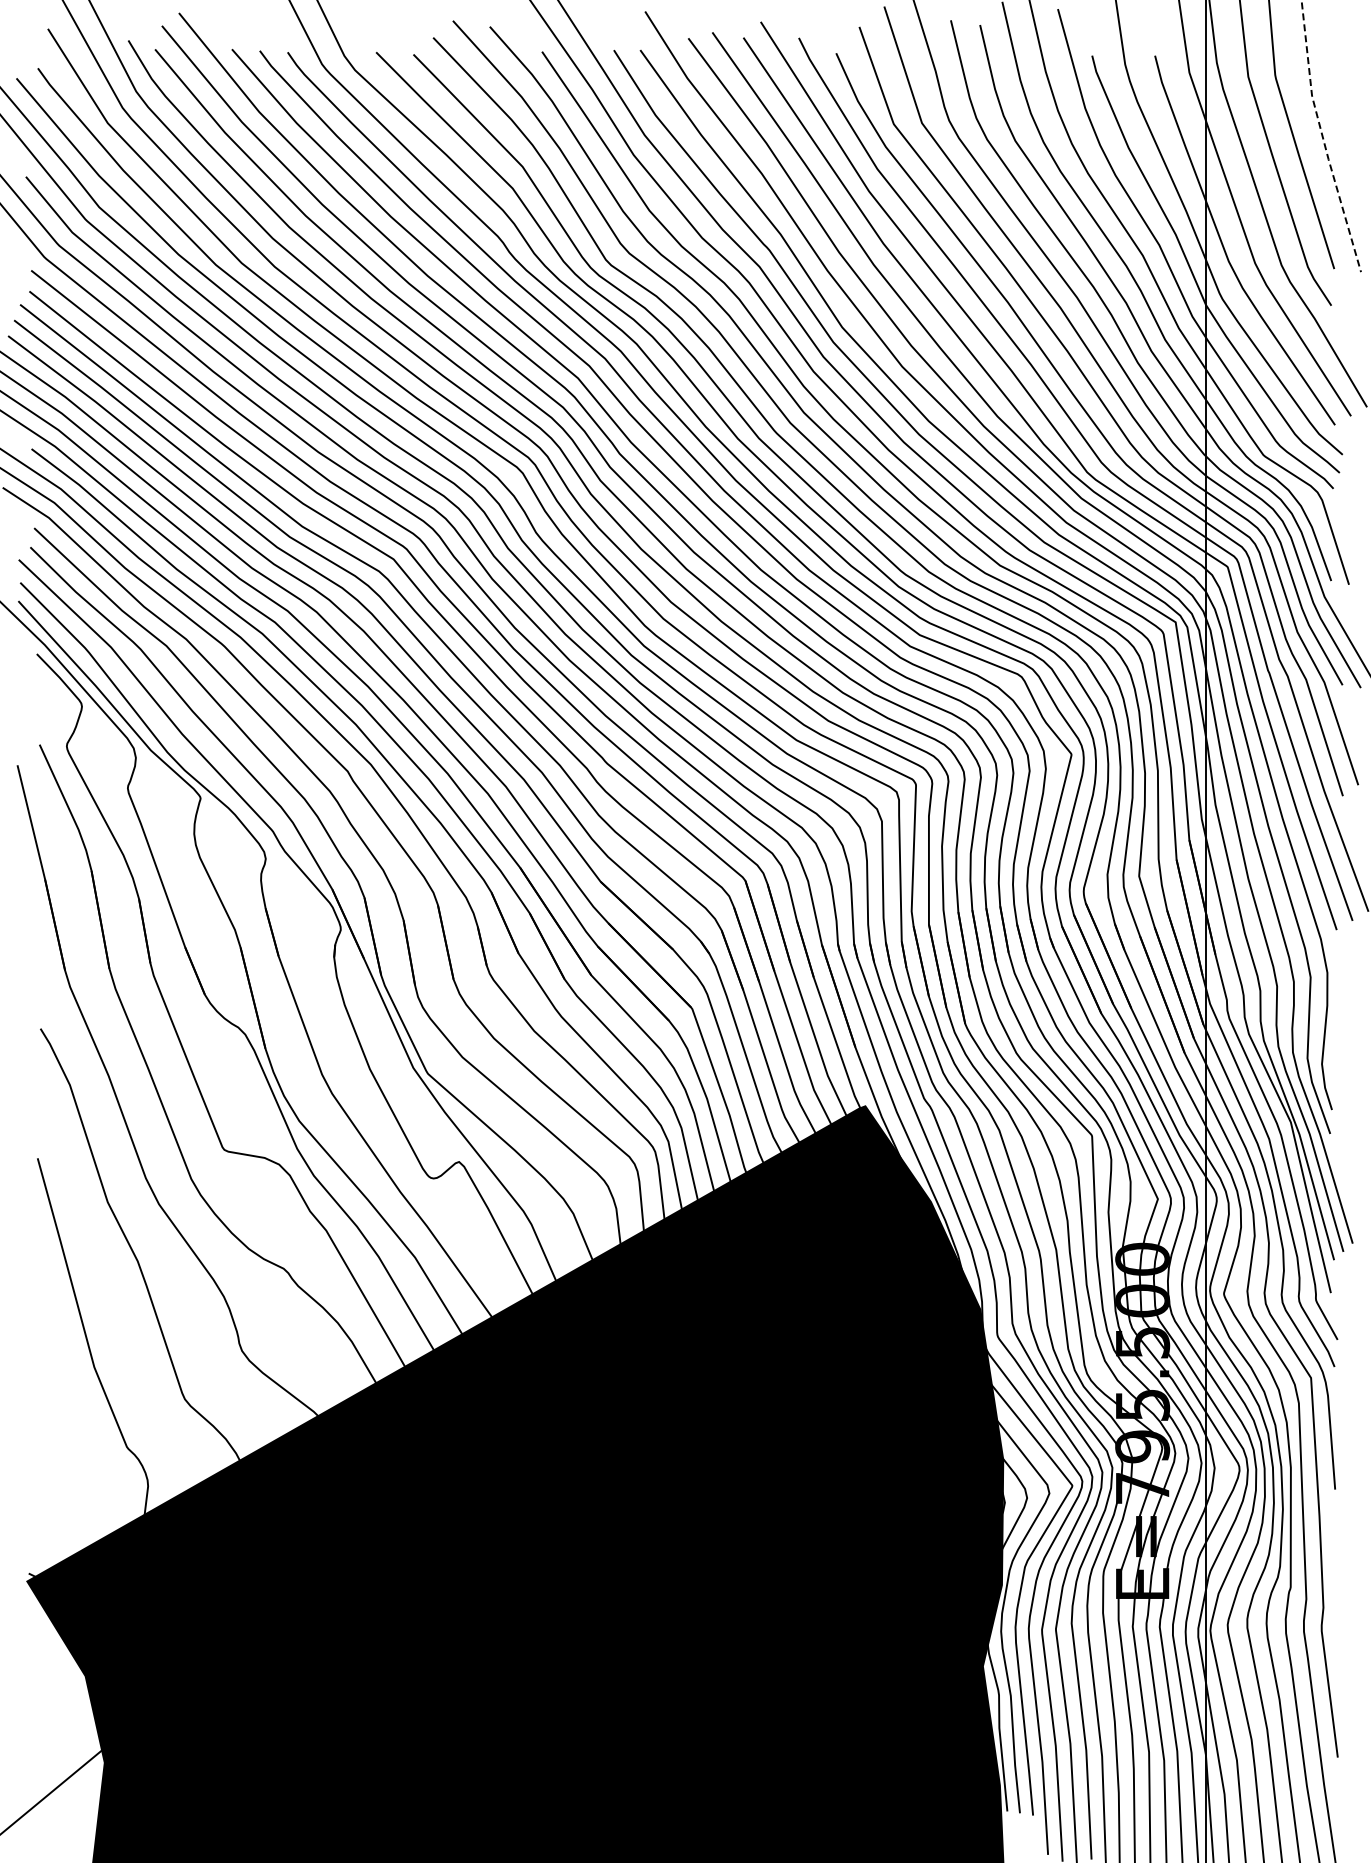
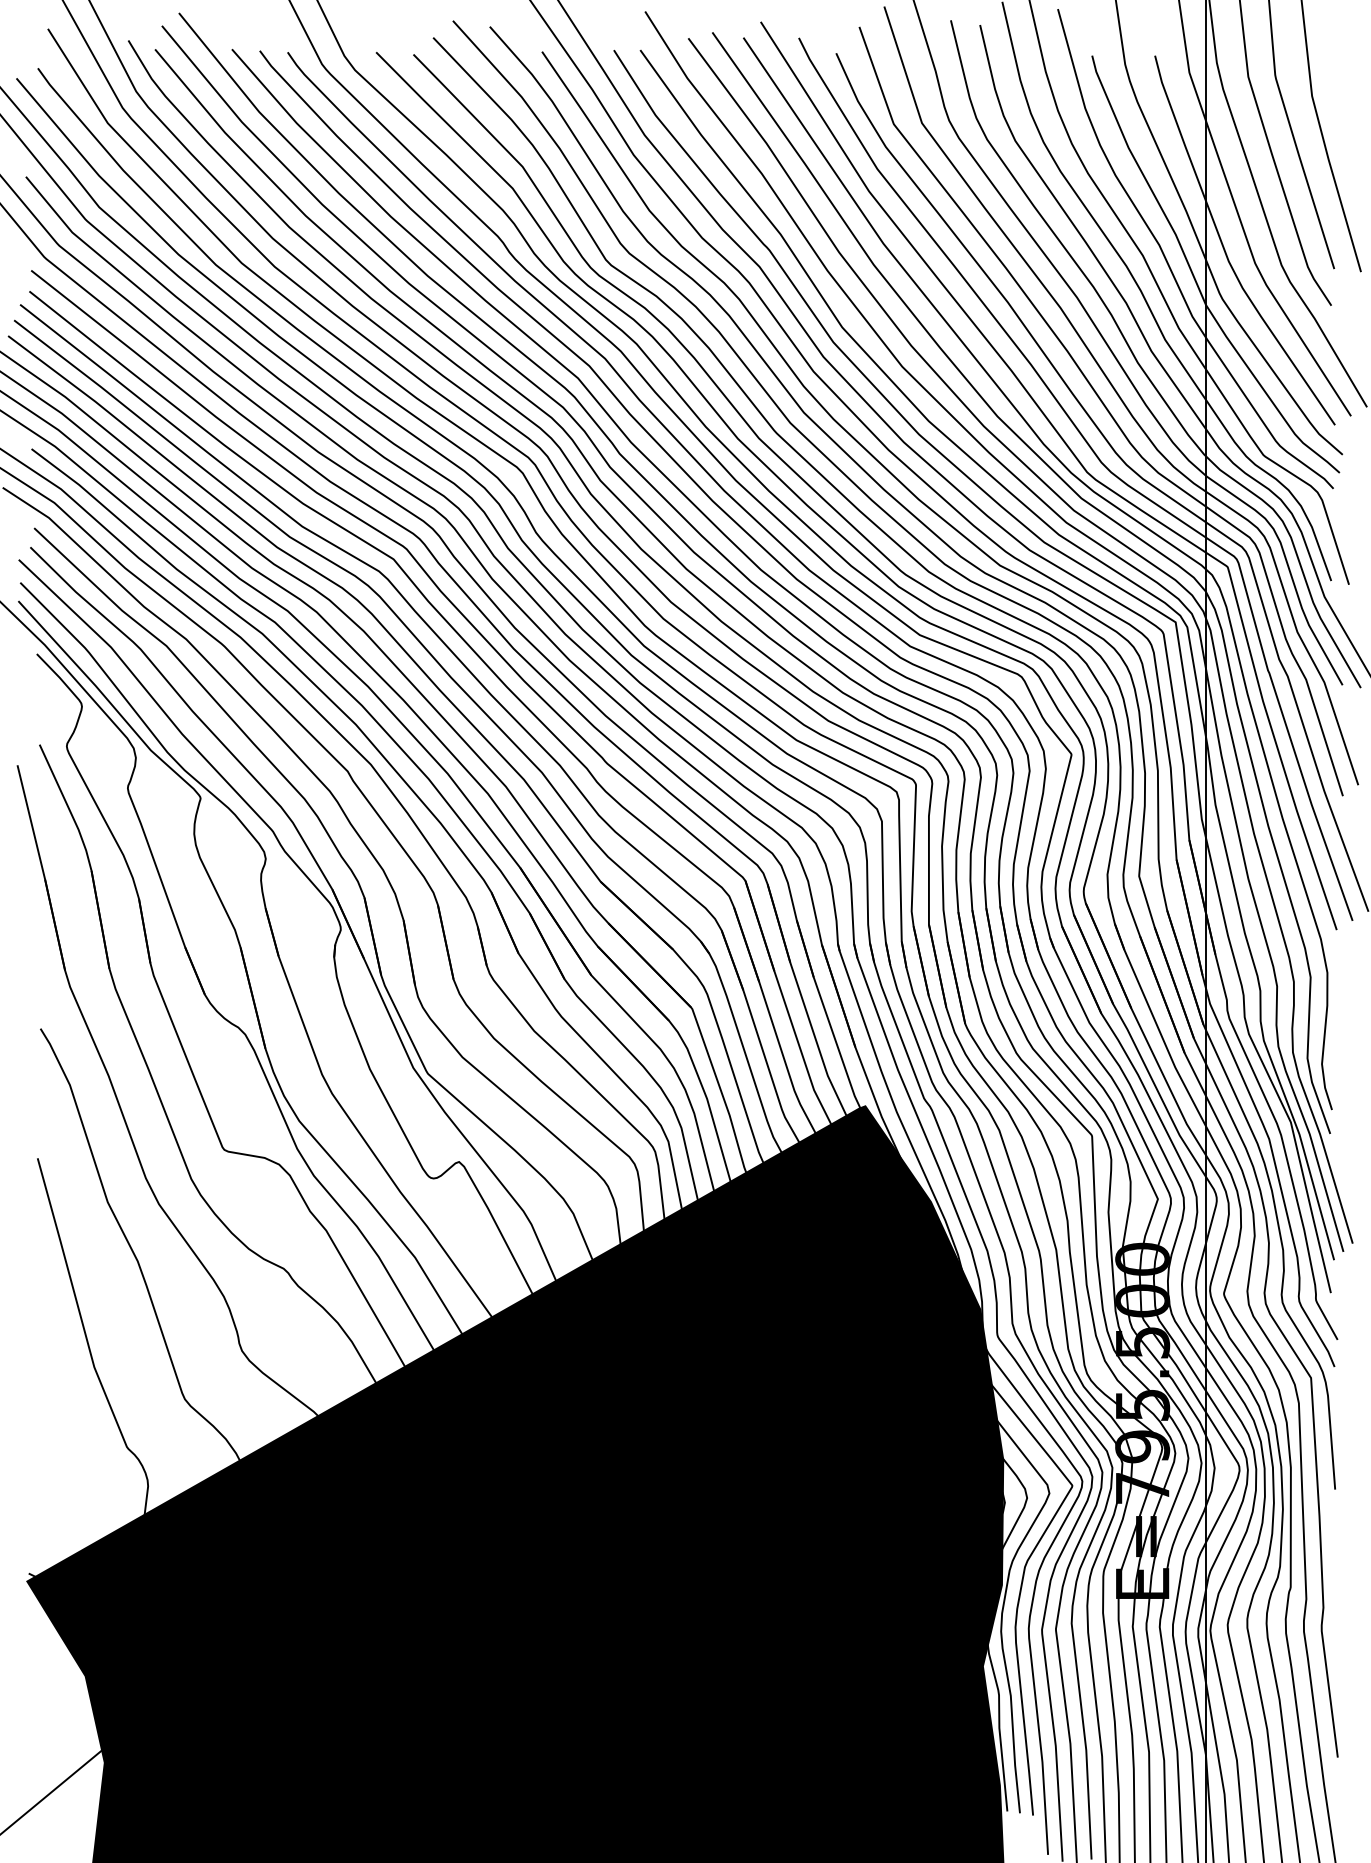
line: dashed -> solid (1322, 137)
